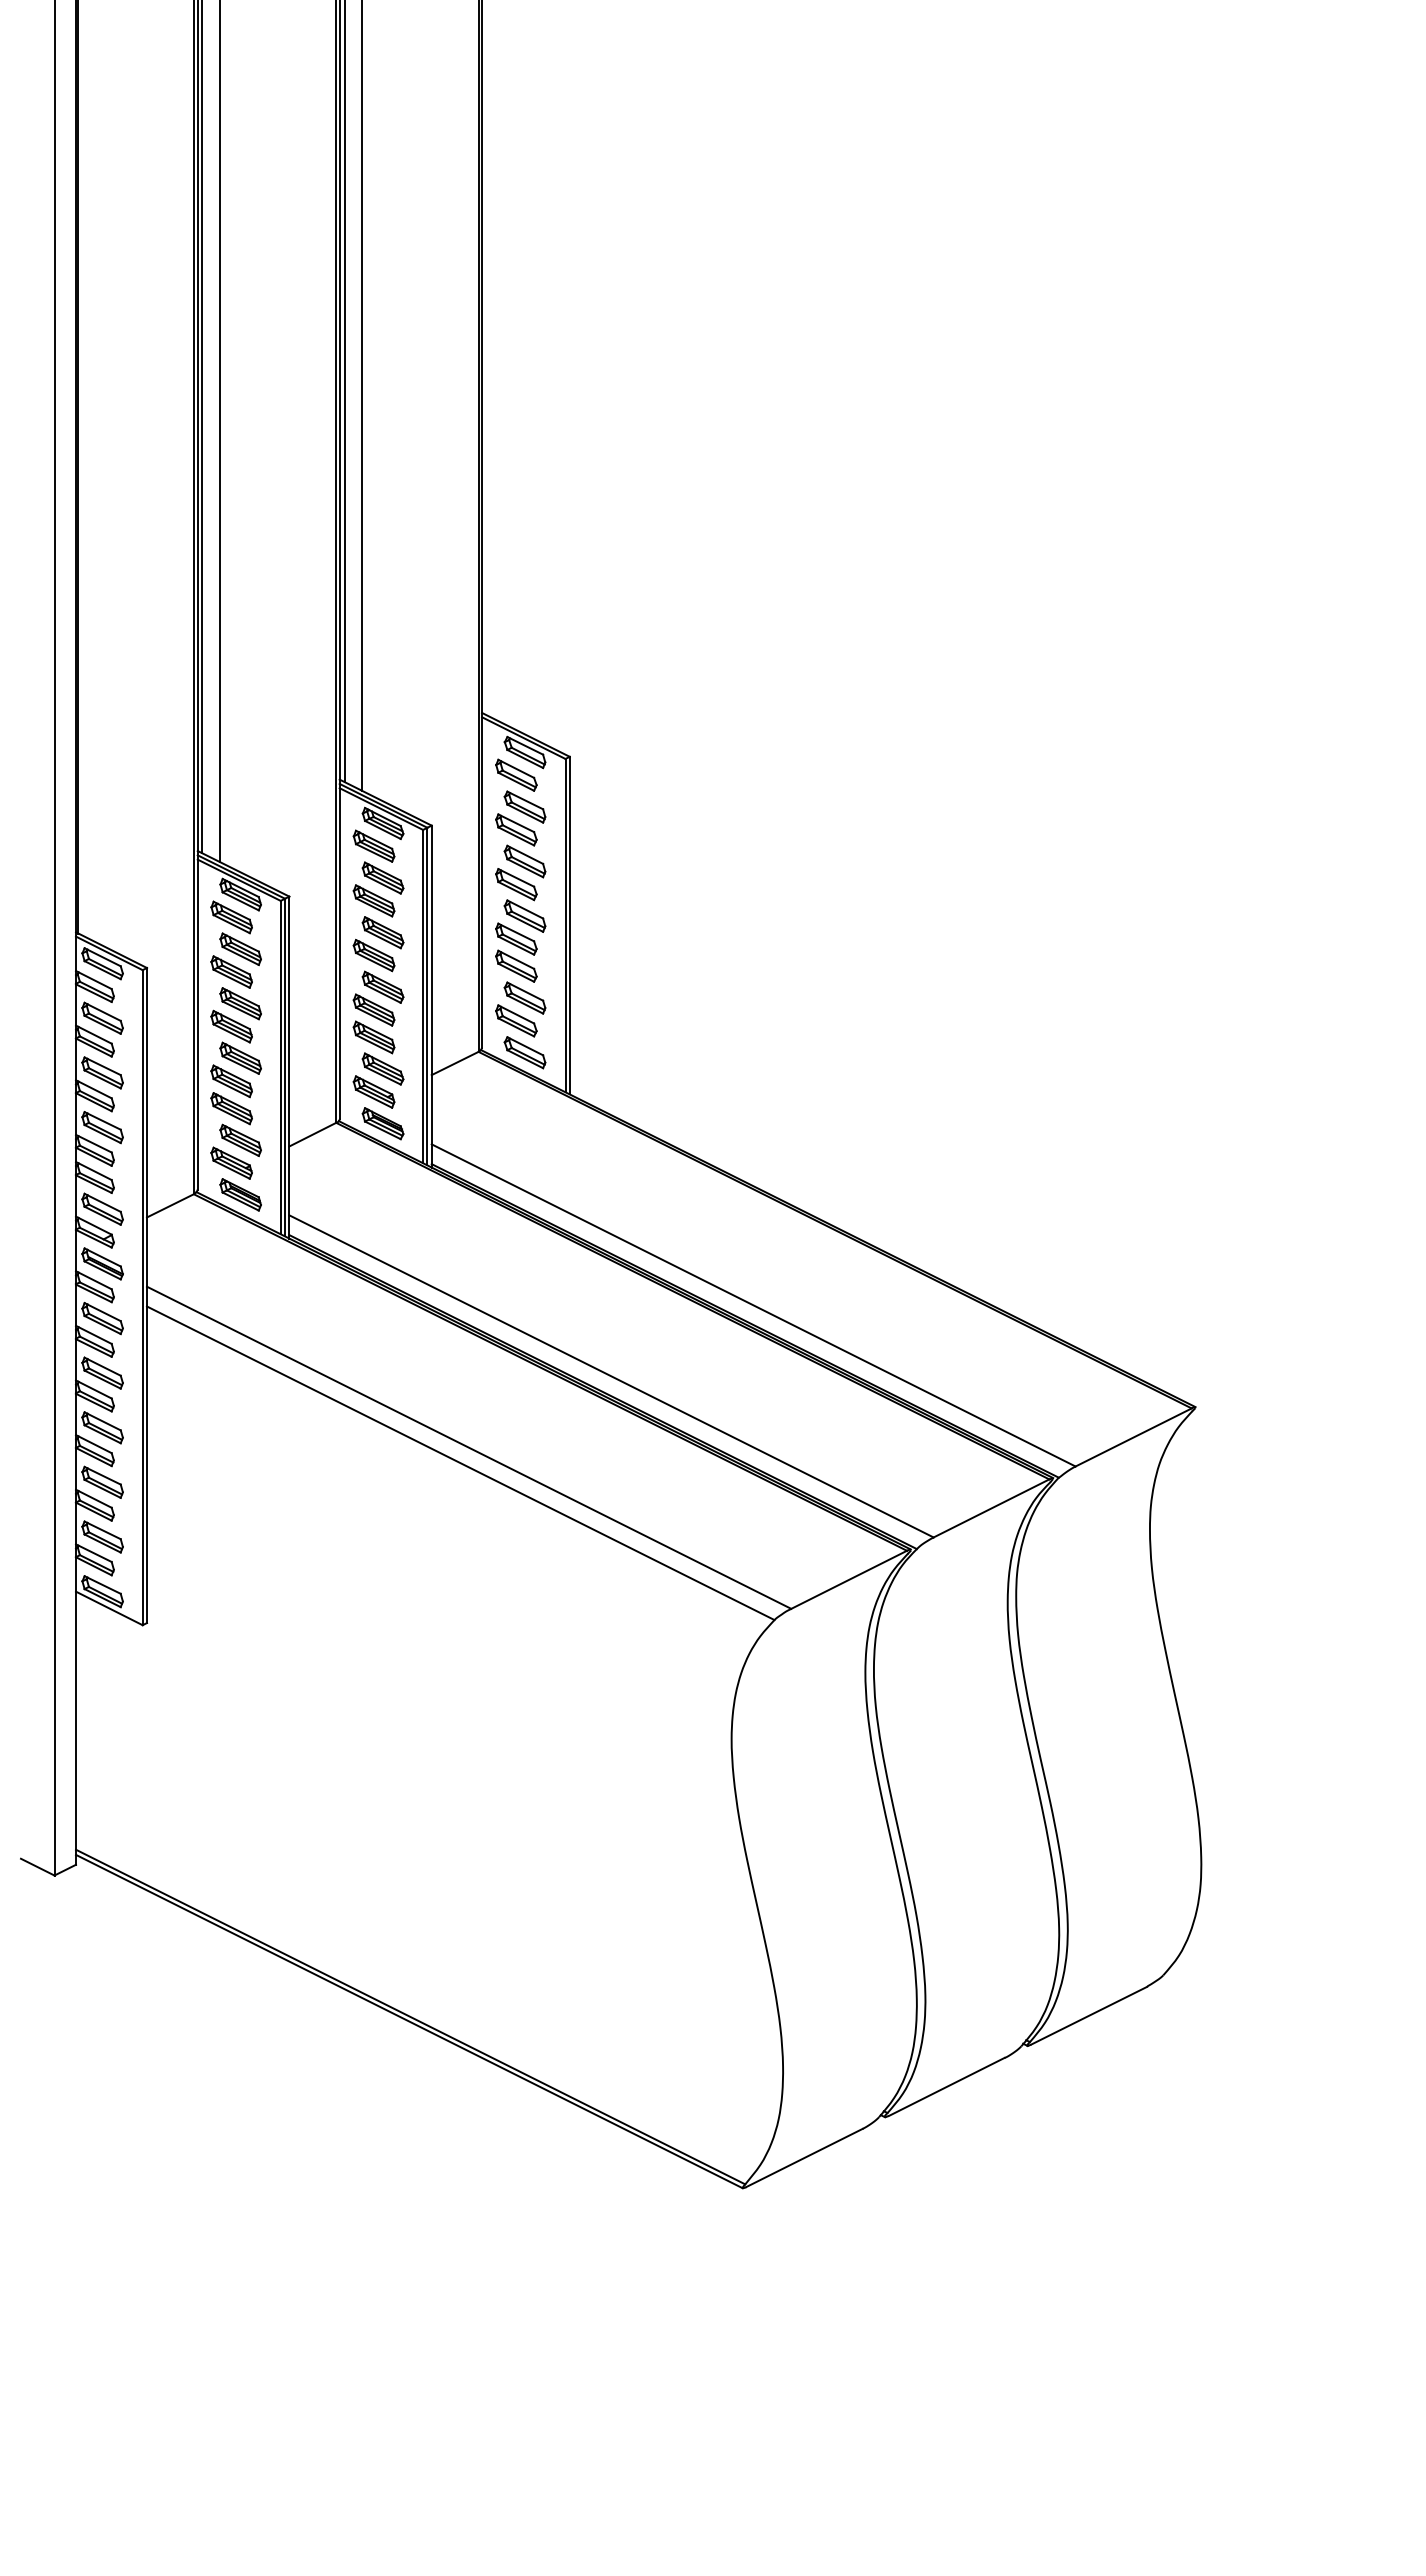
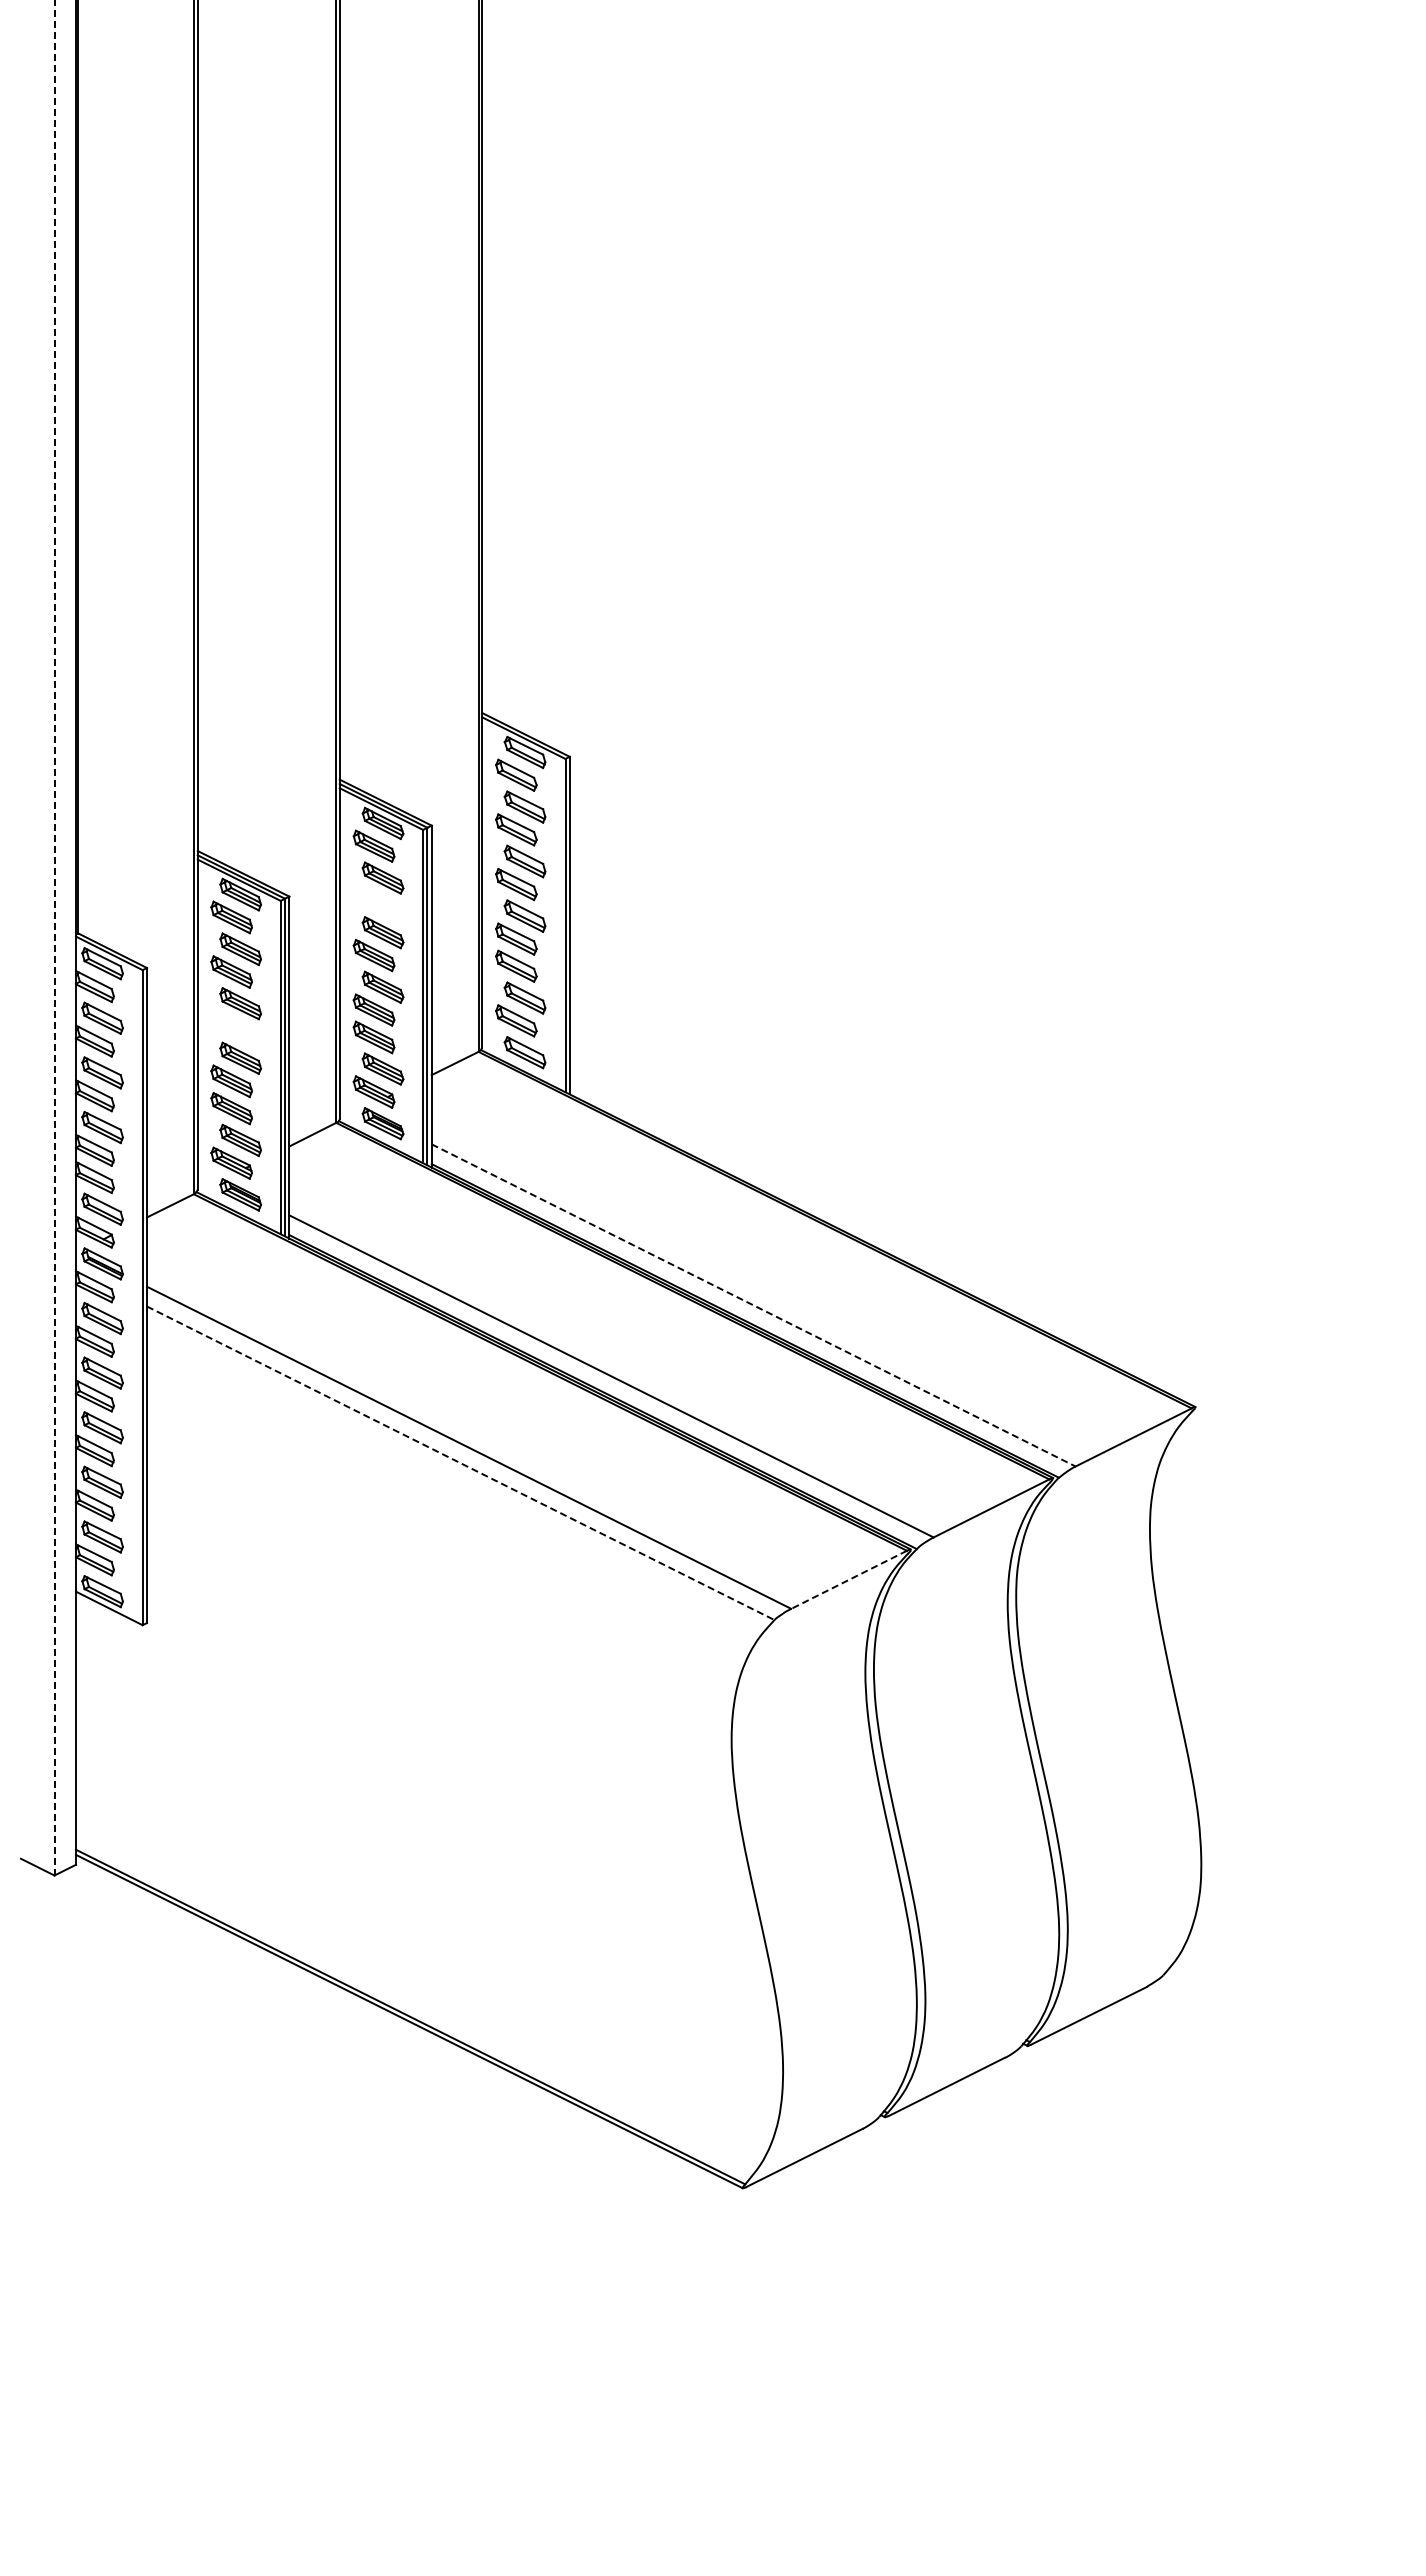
line: present -> none (344, 392)
line: present -> none (362, 396)
line: present -> none (202, 427)
line: present -> none (220, 432)
part: present -> none (373, 900)
line: solid -> dashed (54, 937)
part: present -> none (231, 1026)
line: solid -> dashed (753, 1305)
line: solid -> dashed (460, 1463)
line: solid -> dashed (849, 1579)
